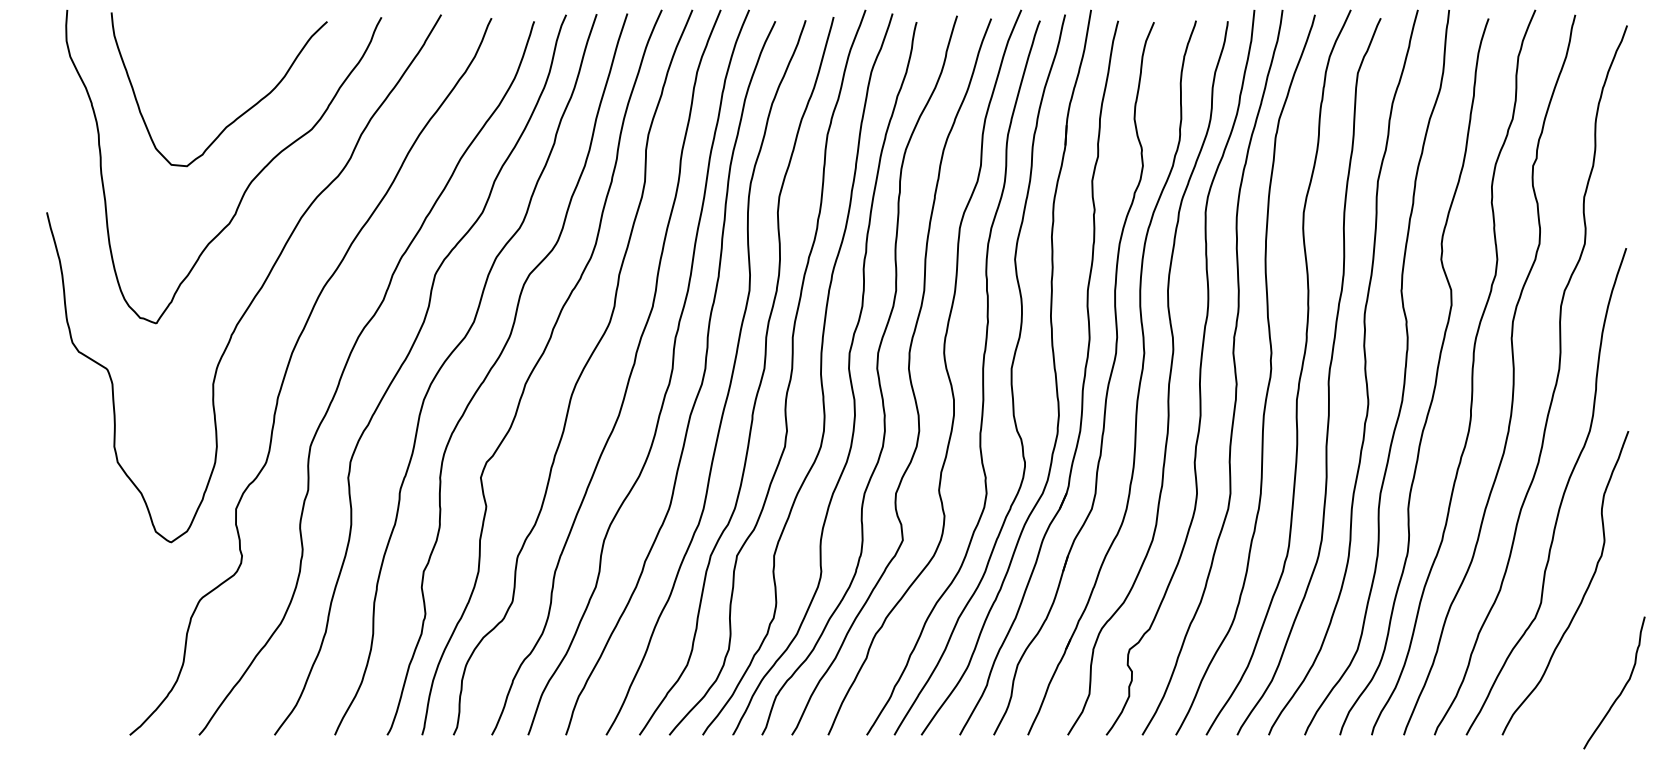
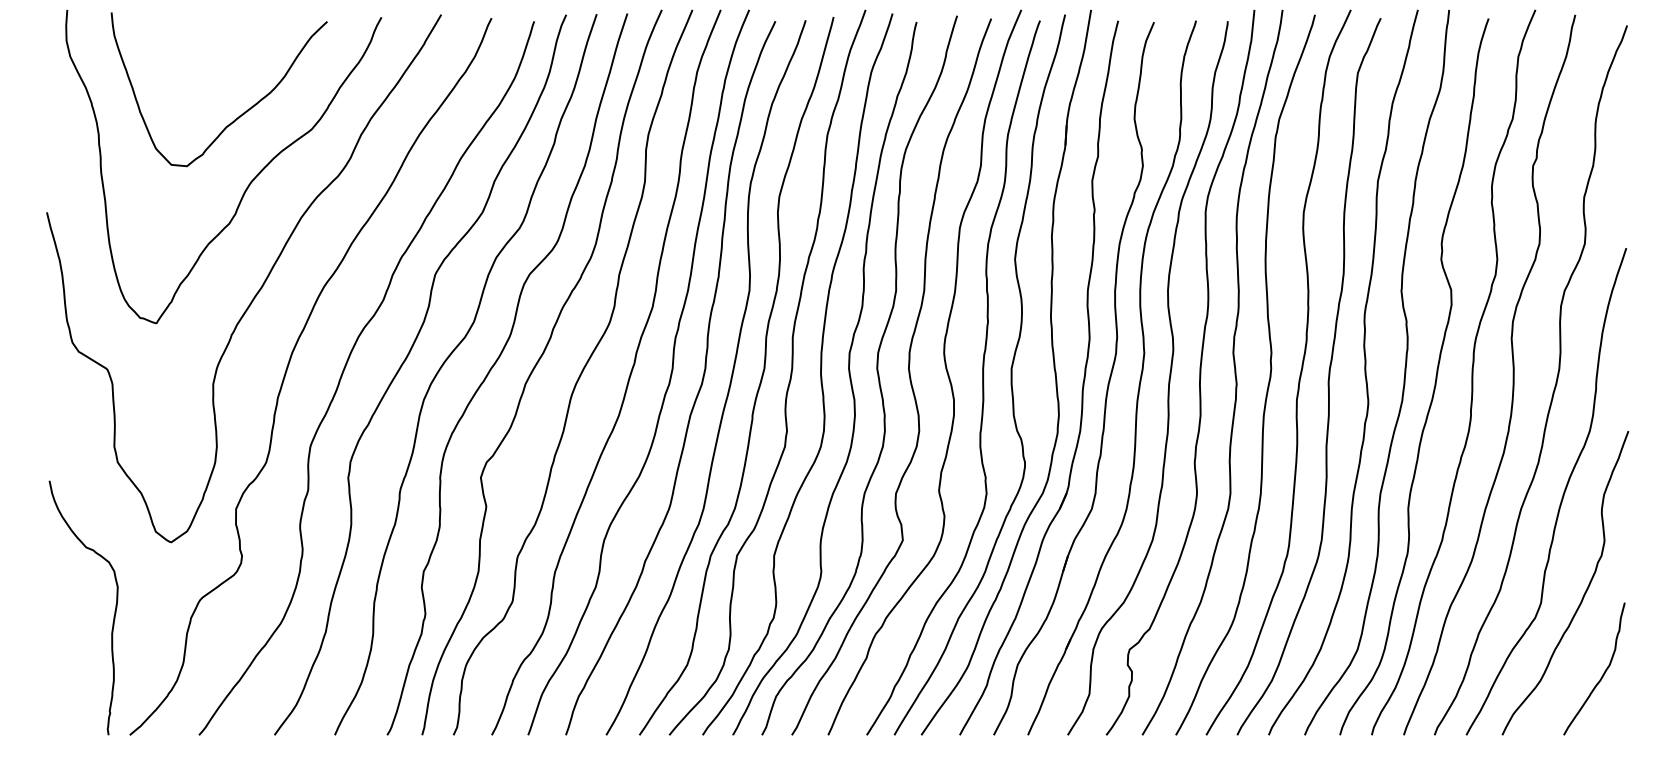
curve: none -> present (114, 610)
curve position: (1623, 686) -> (1603, 672) (1603, 672)
